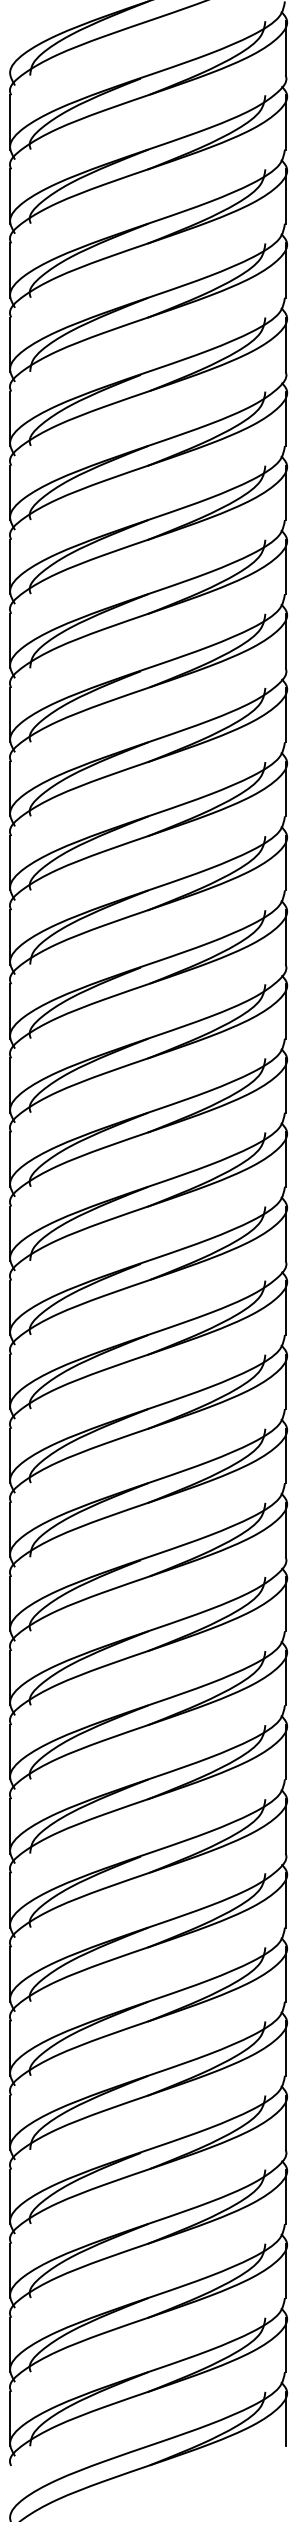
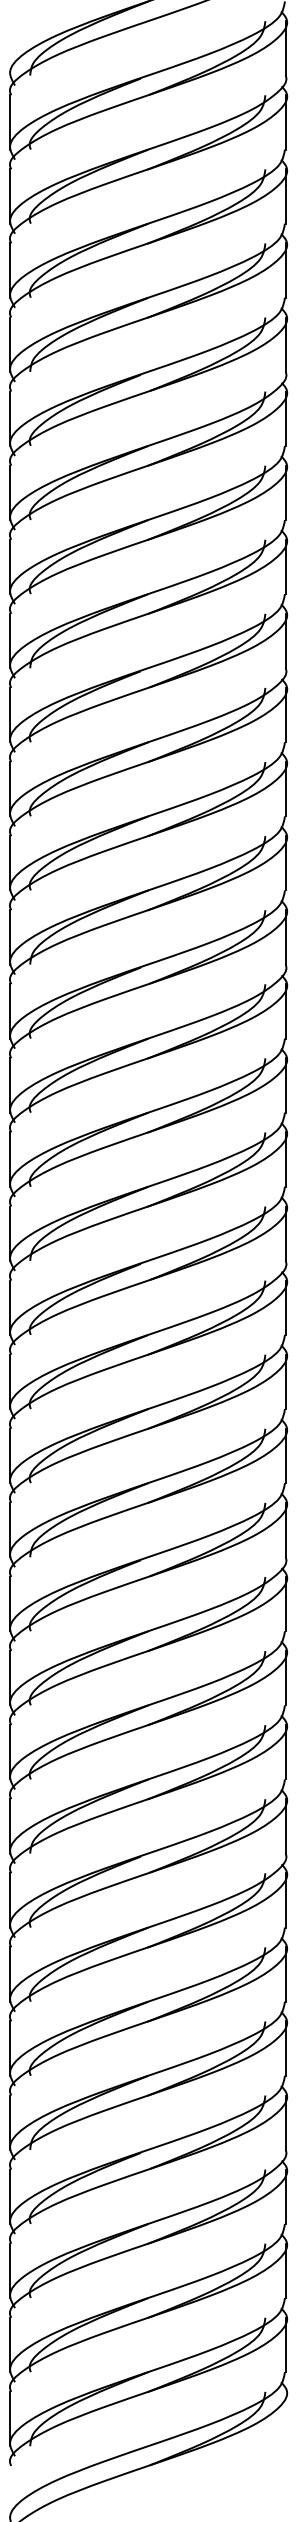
line: present -> none (286, 2418)
